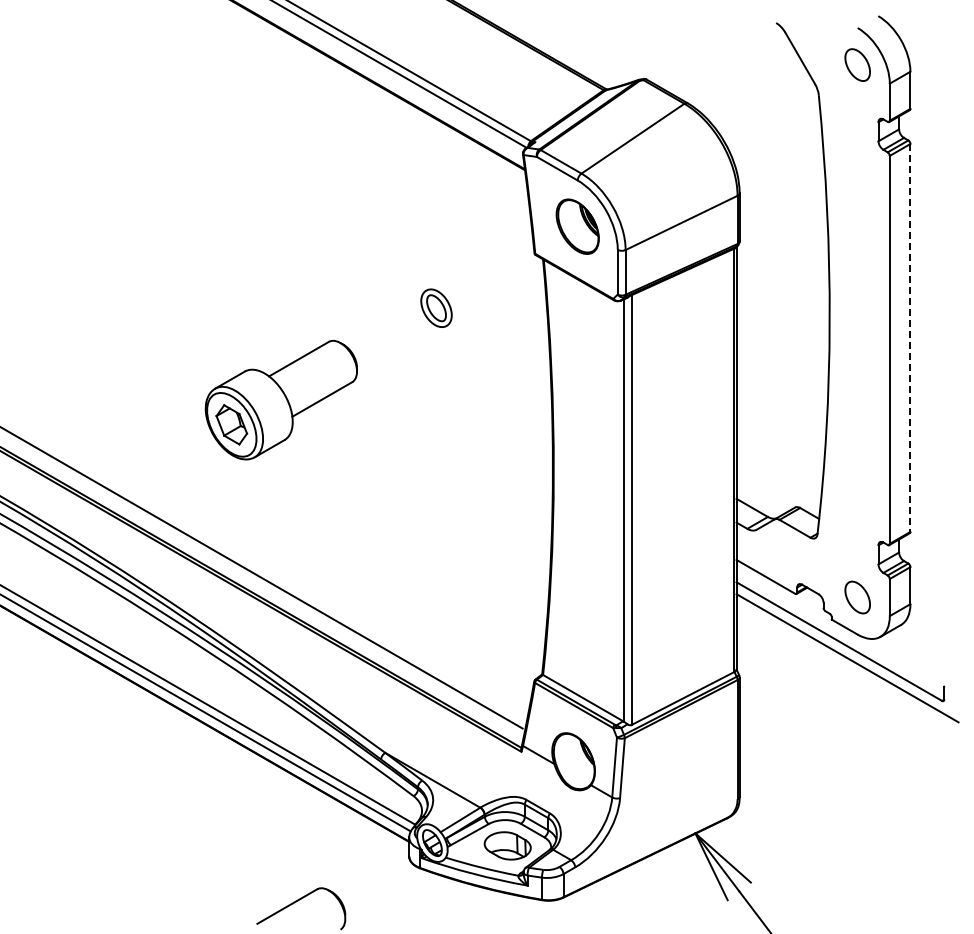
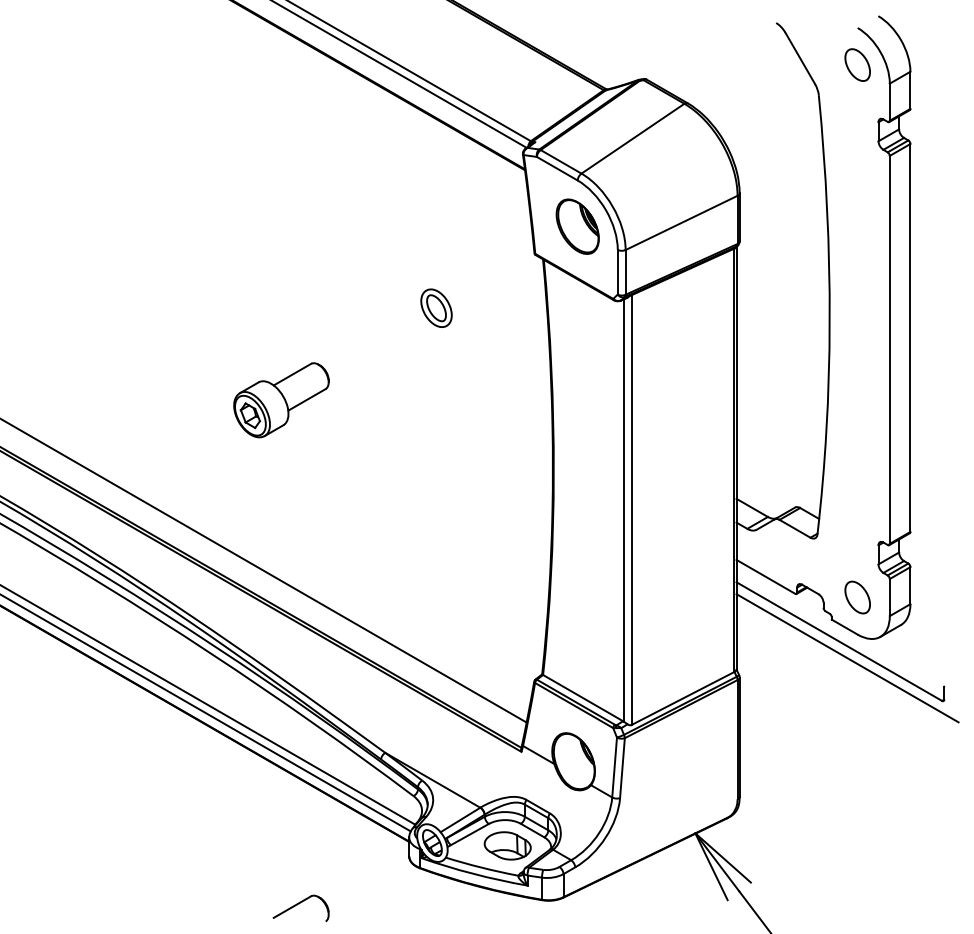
line: dashed -> solid (910, 337)
part size: 154x122 px -> 97x77 px (281, 400)
line position: (262, 578) -> (264, 570) (264, 570)
part size: 91x44 px -> 58x28 px (300, 907)
